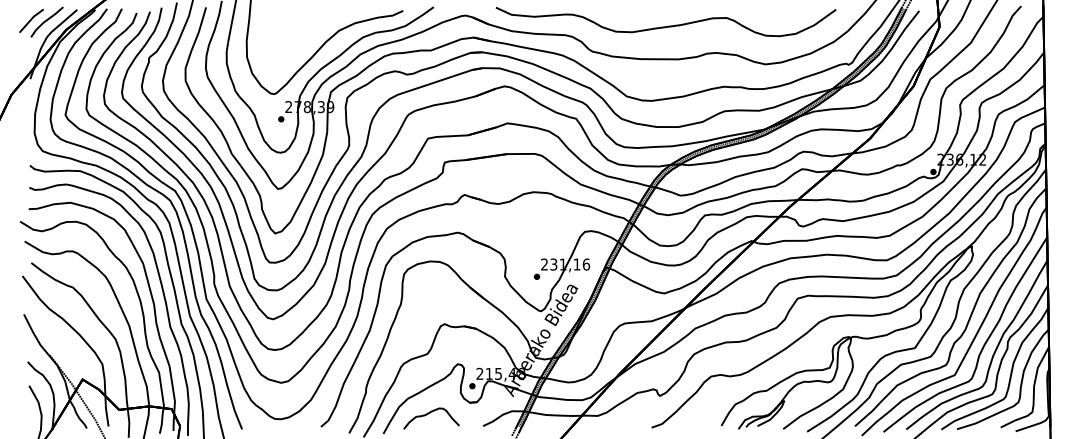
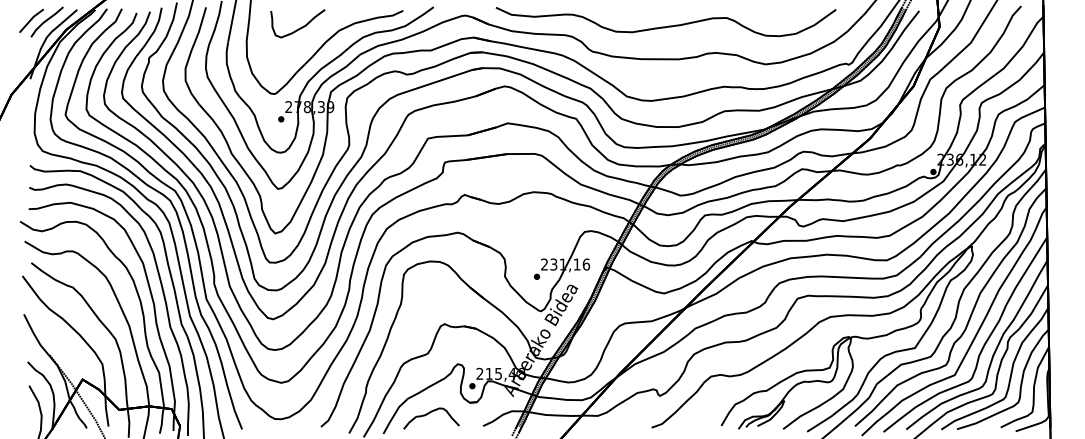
curve: none -> present (301, 26)
